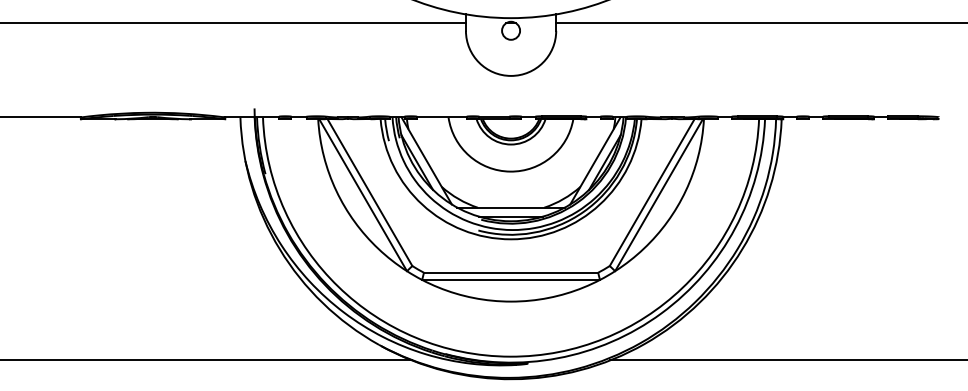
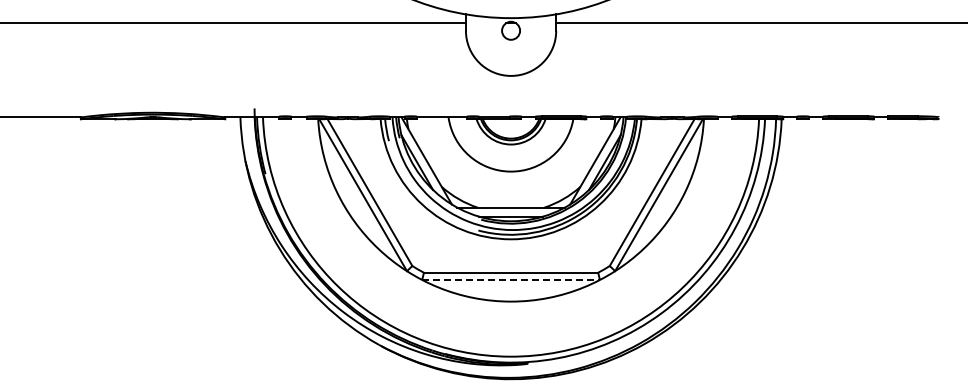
line: solid -> dashed (511, 279)
line: present -> none (207, 360)
line: present -> none (787, 360)
